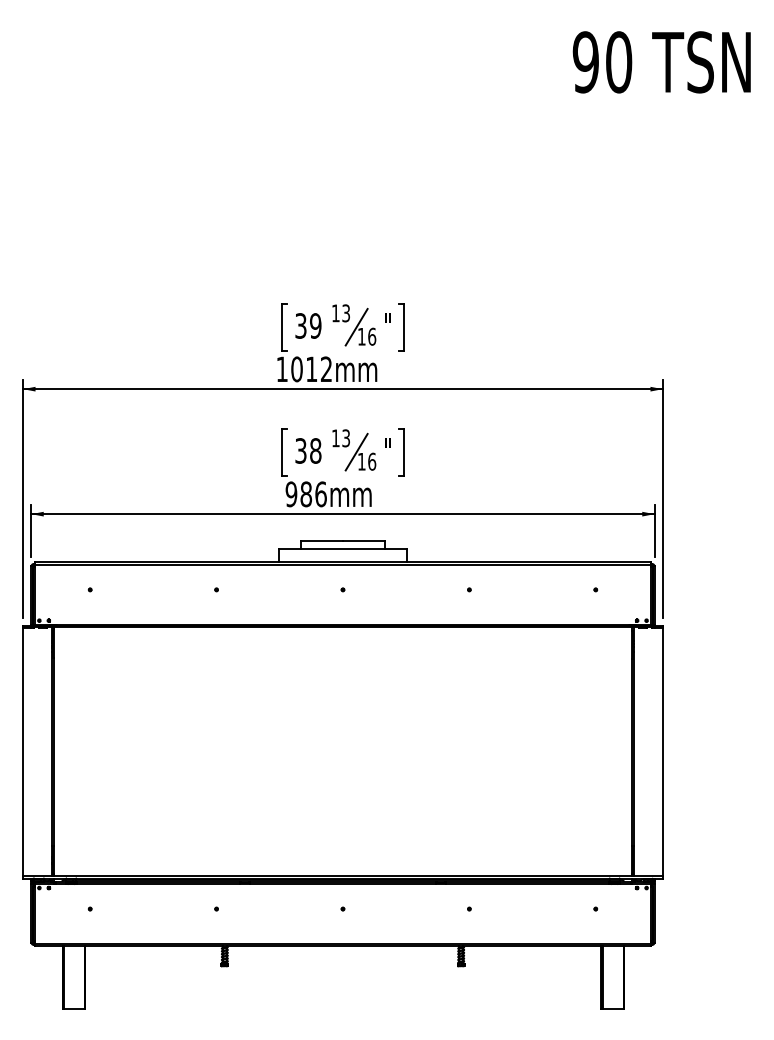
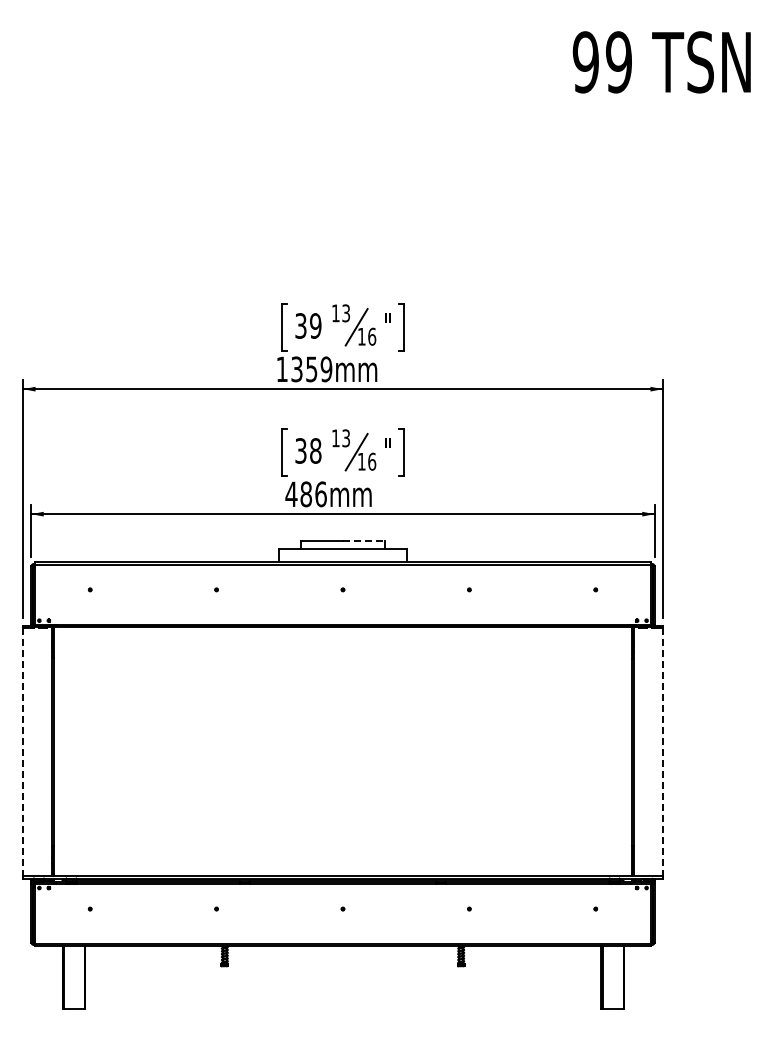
text: 90 -> 99 (619, 62)
text: 1012mm -> 1359mm (311, 369)
text: 986mm -> 486mm (291, 494)
line: solid -> dashed (363, 540)
line: solid -> dashed (23, 752)
line: solid -> dashed (662, 752)
